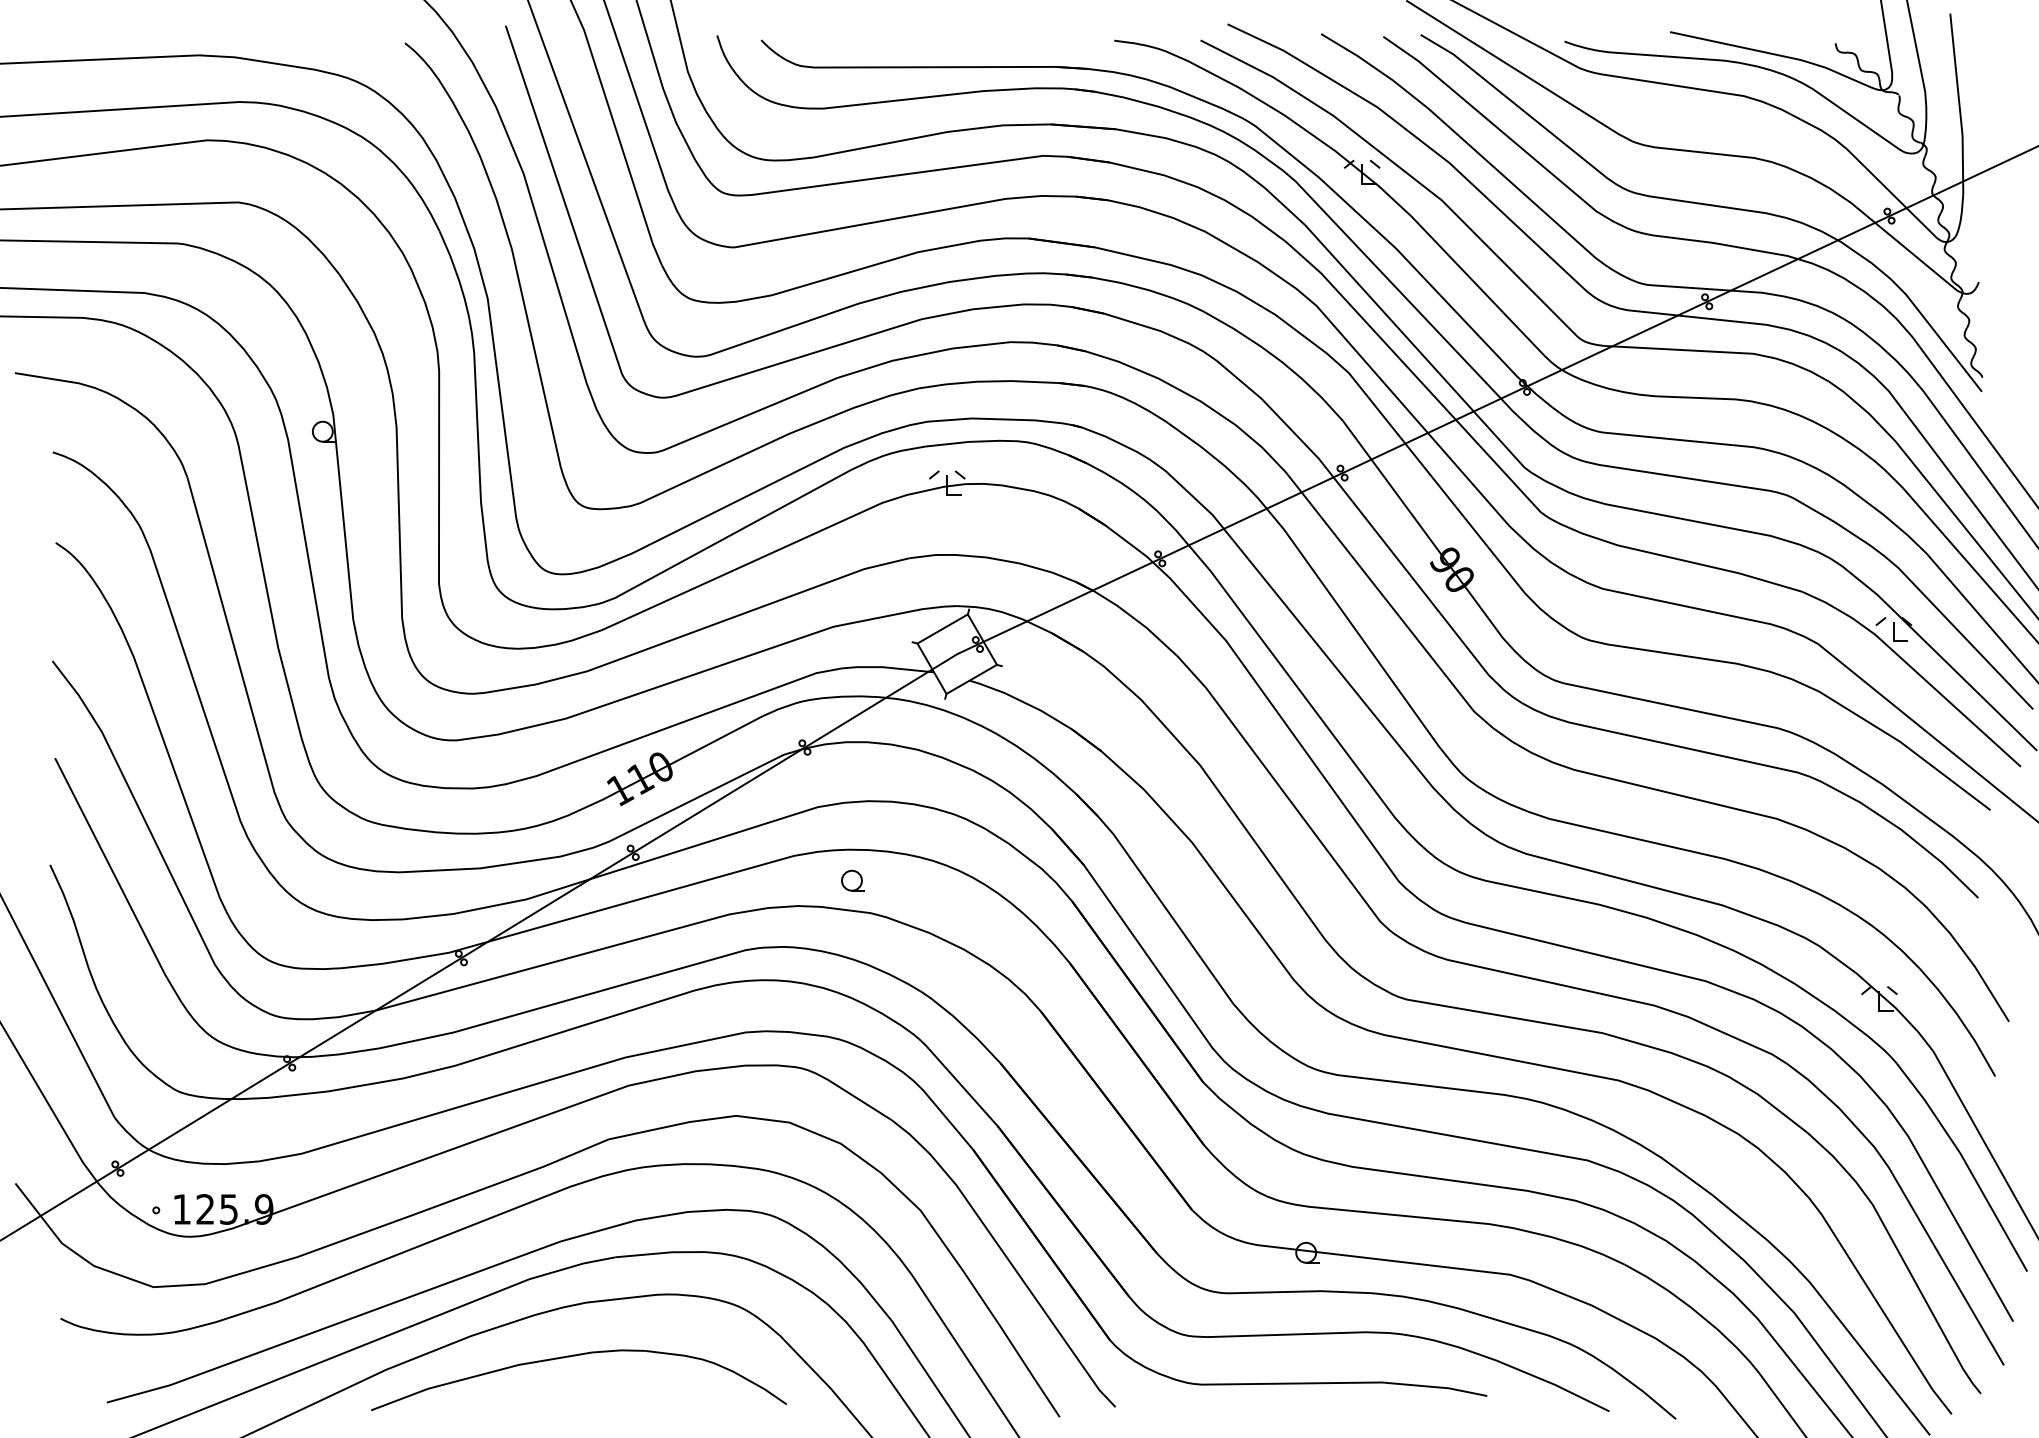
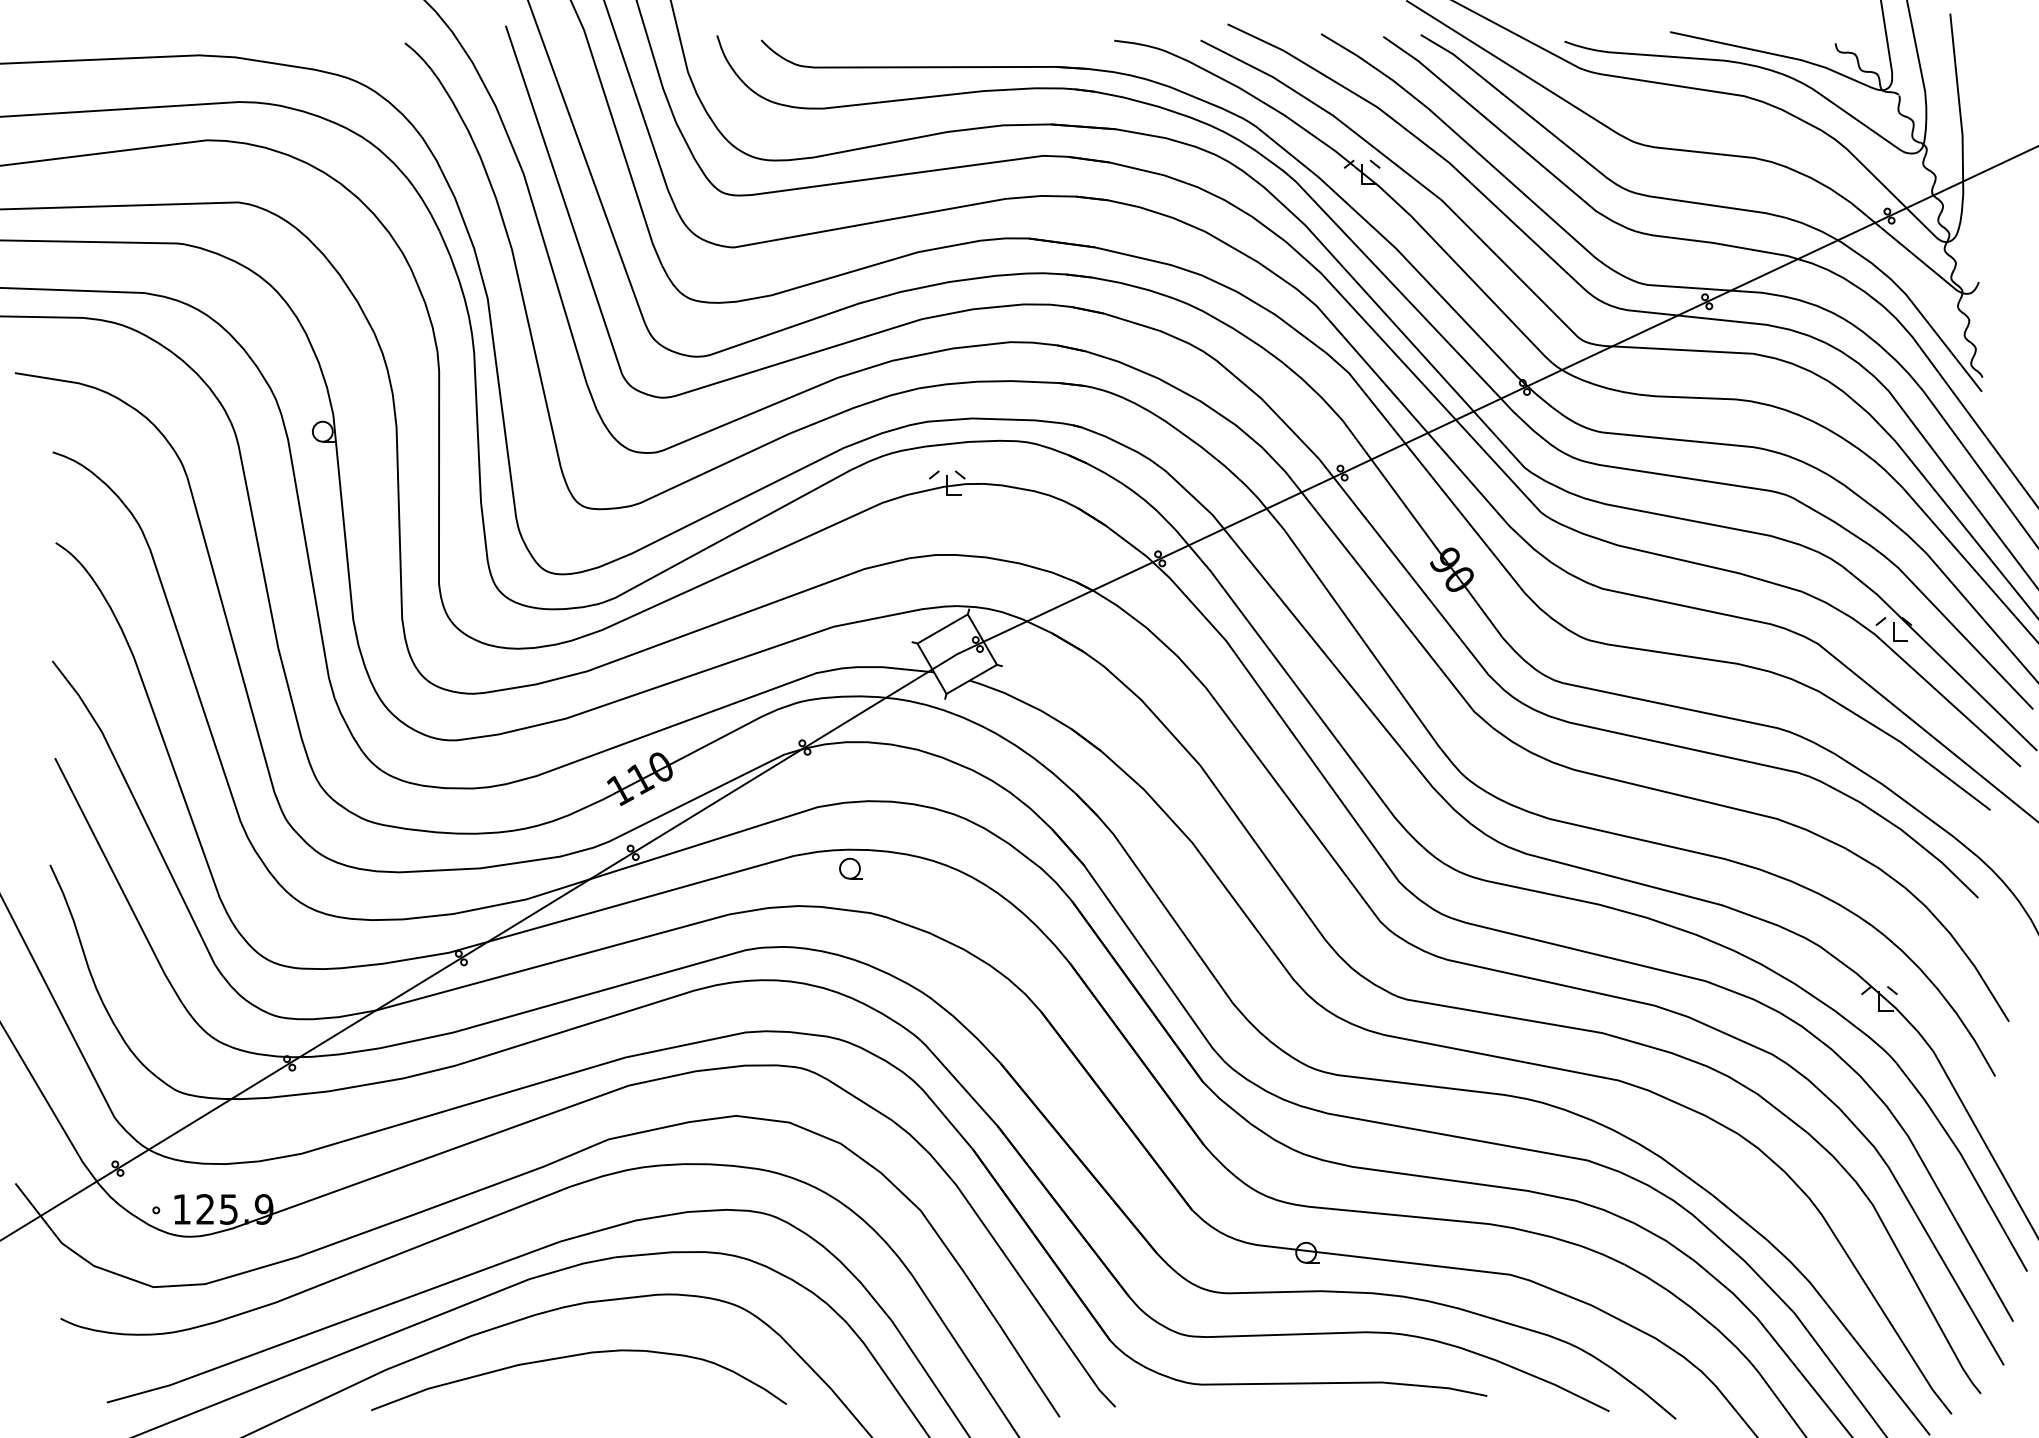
part position: (852, 880) -> (850, 868) (850, 868)
